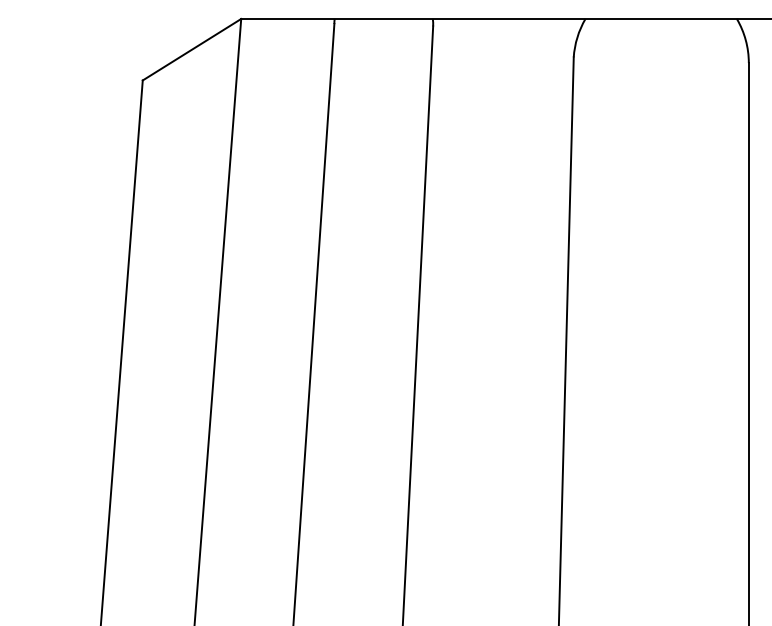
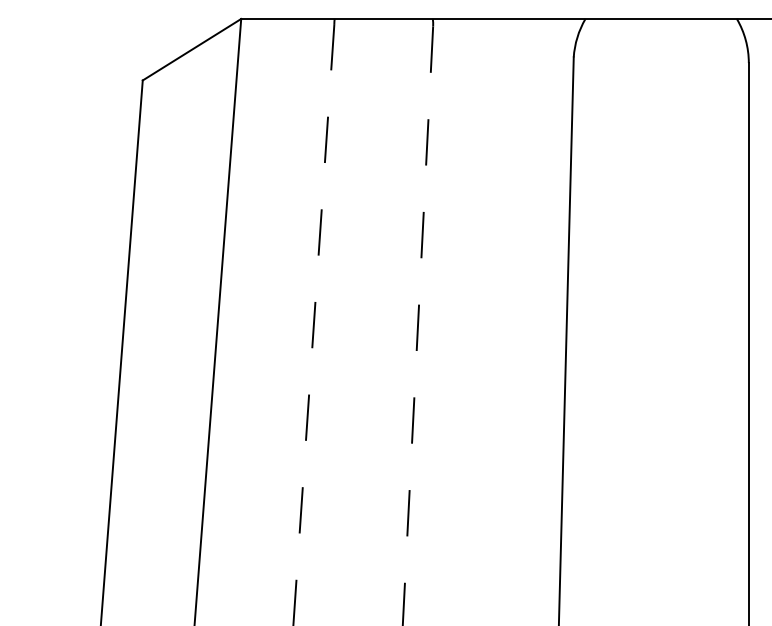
line: solid -> dashed (313, 325)
line: solid -> dashed (417, 325)
